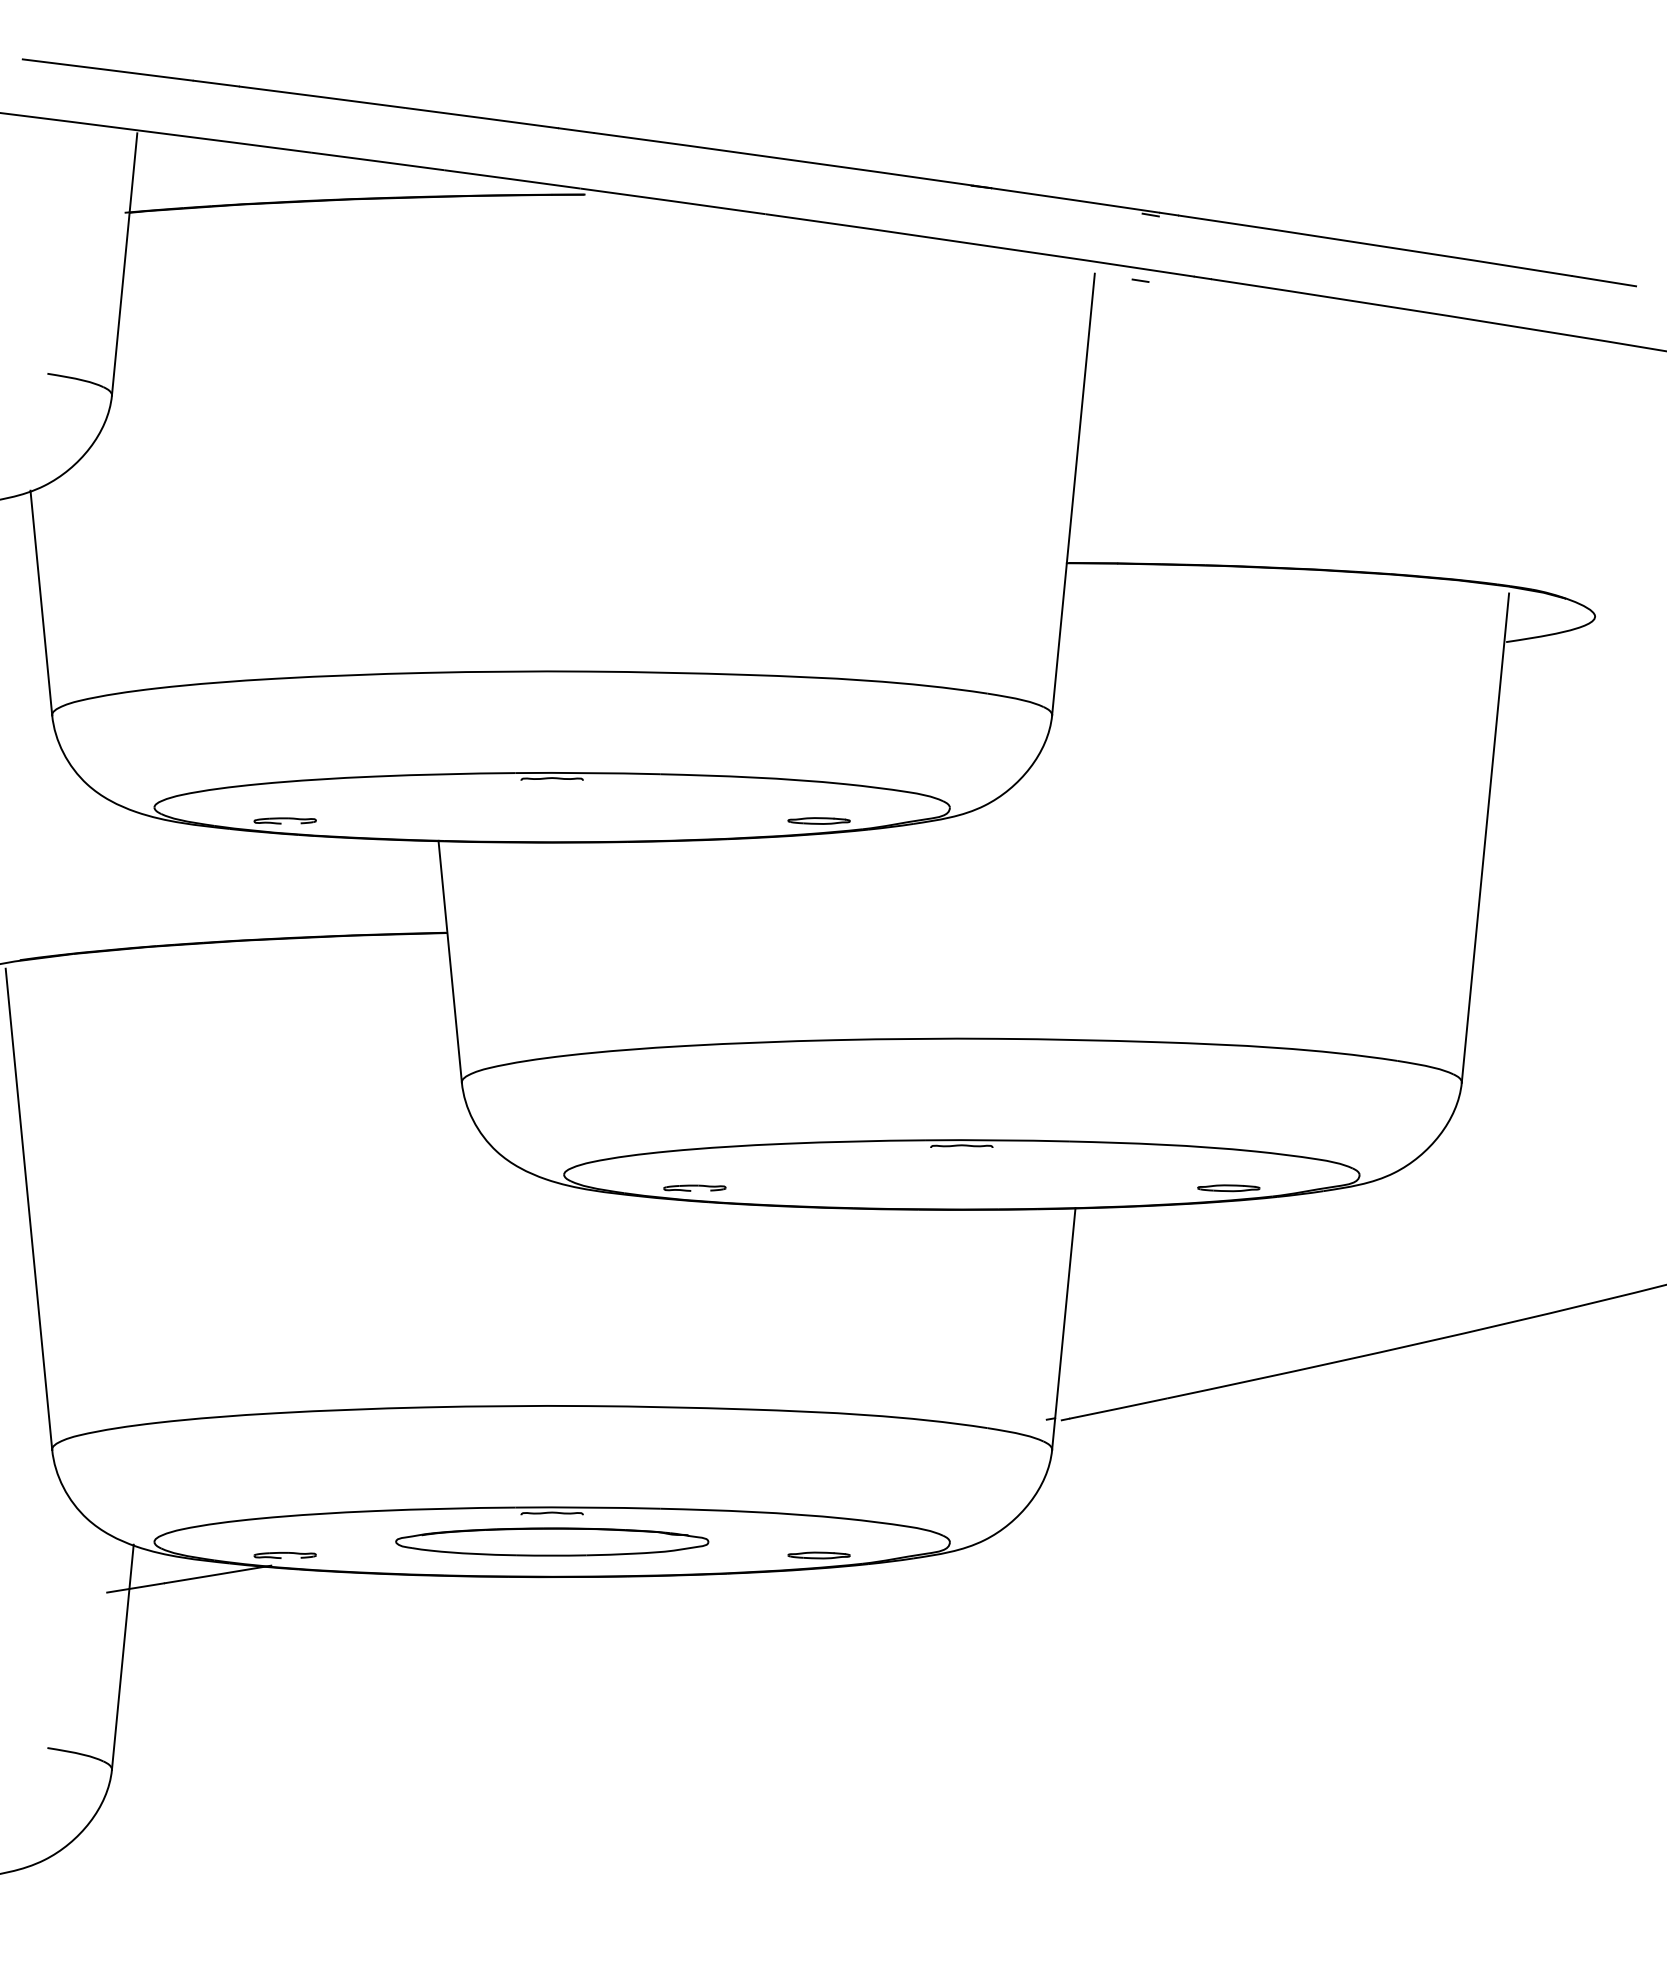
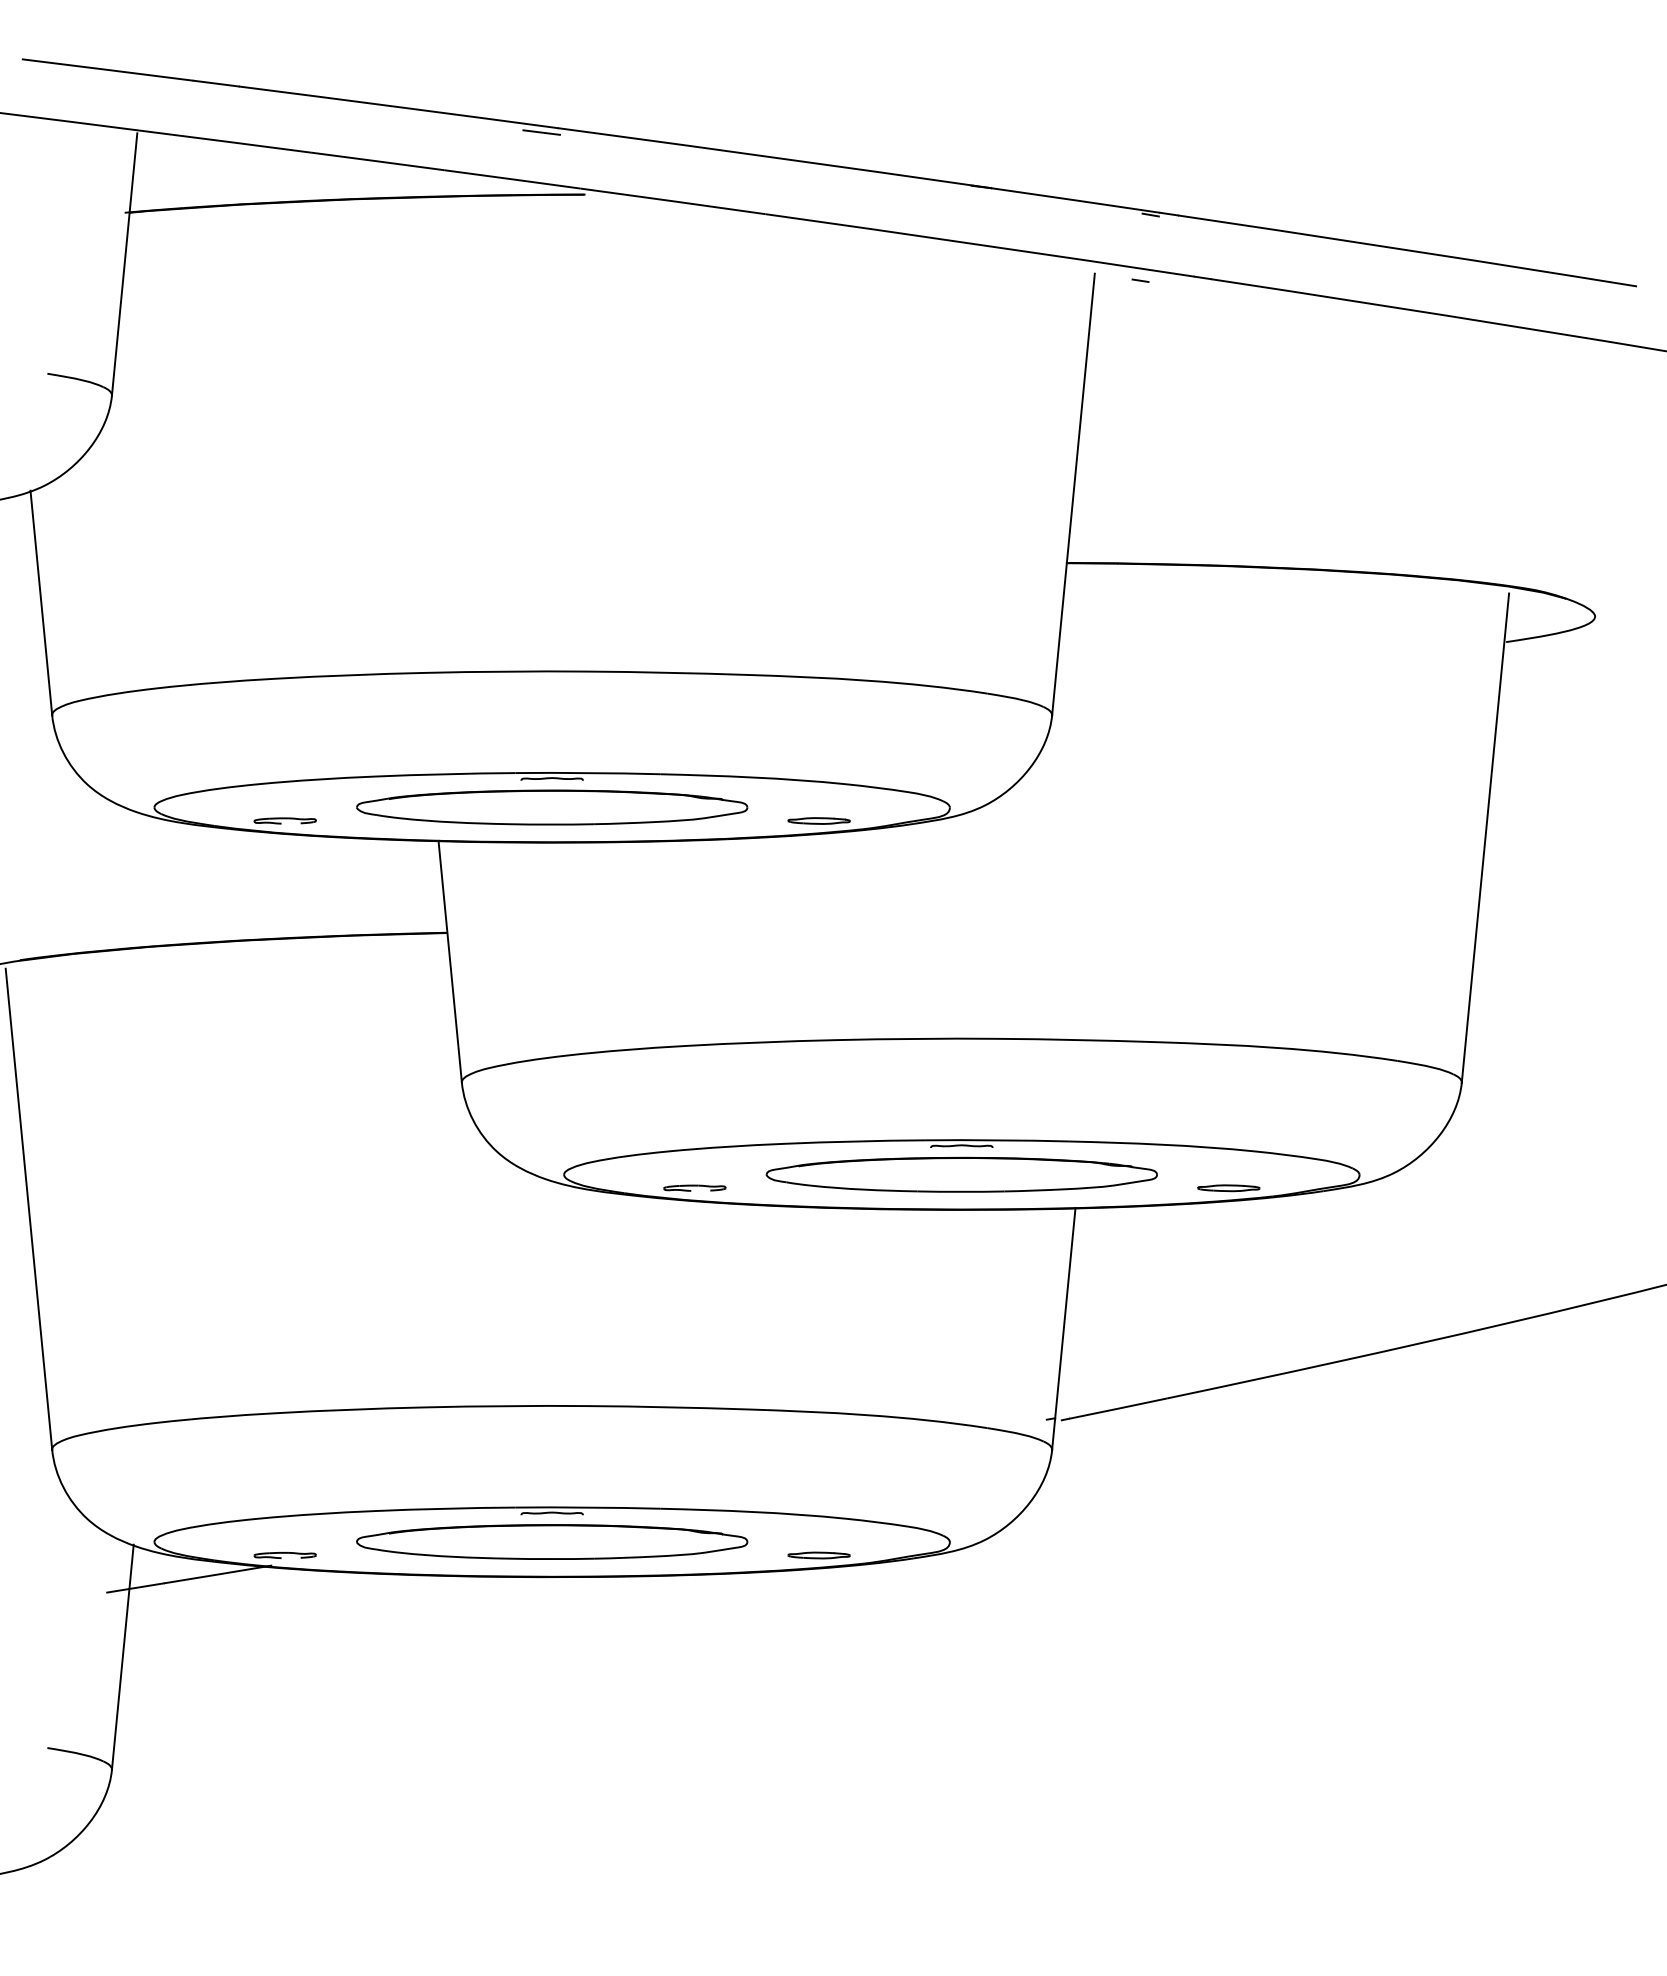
line: none -> present (541, 132)
part: none -> present (552, 807)
part: none -> present (961, 1174)
part size: 315x30 px -> 393x36 px (552, 1541)
